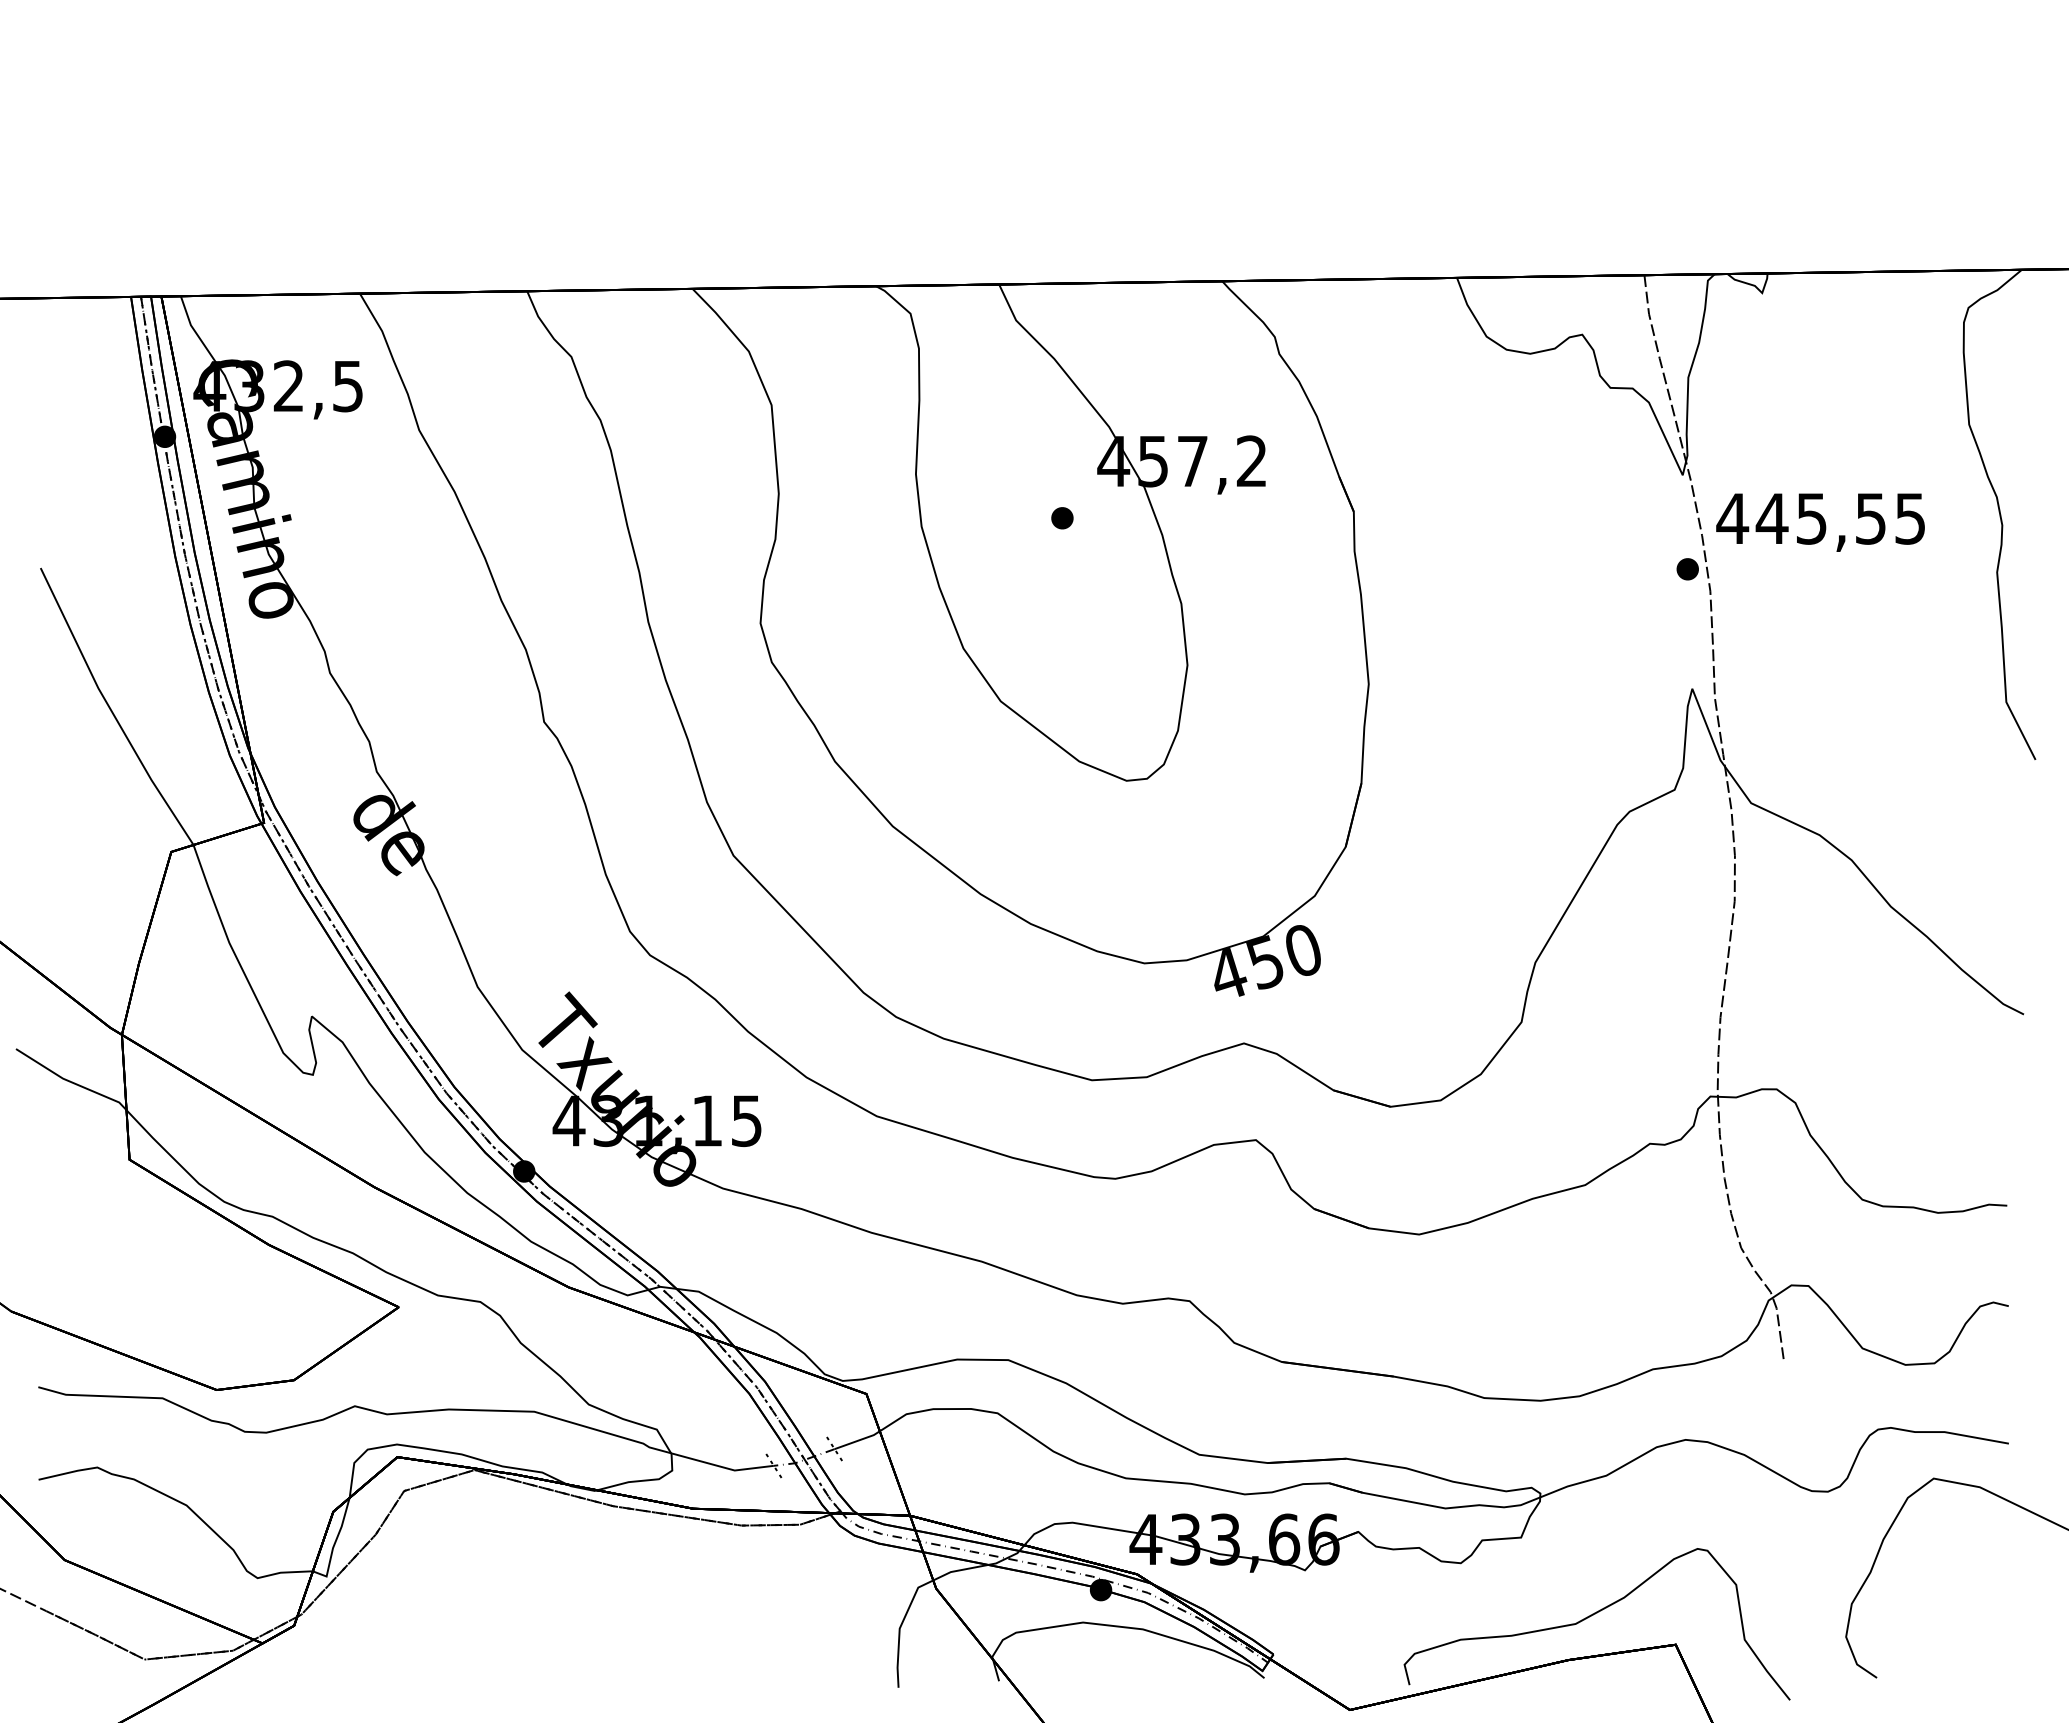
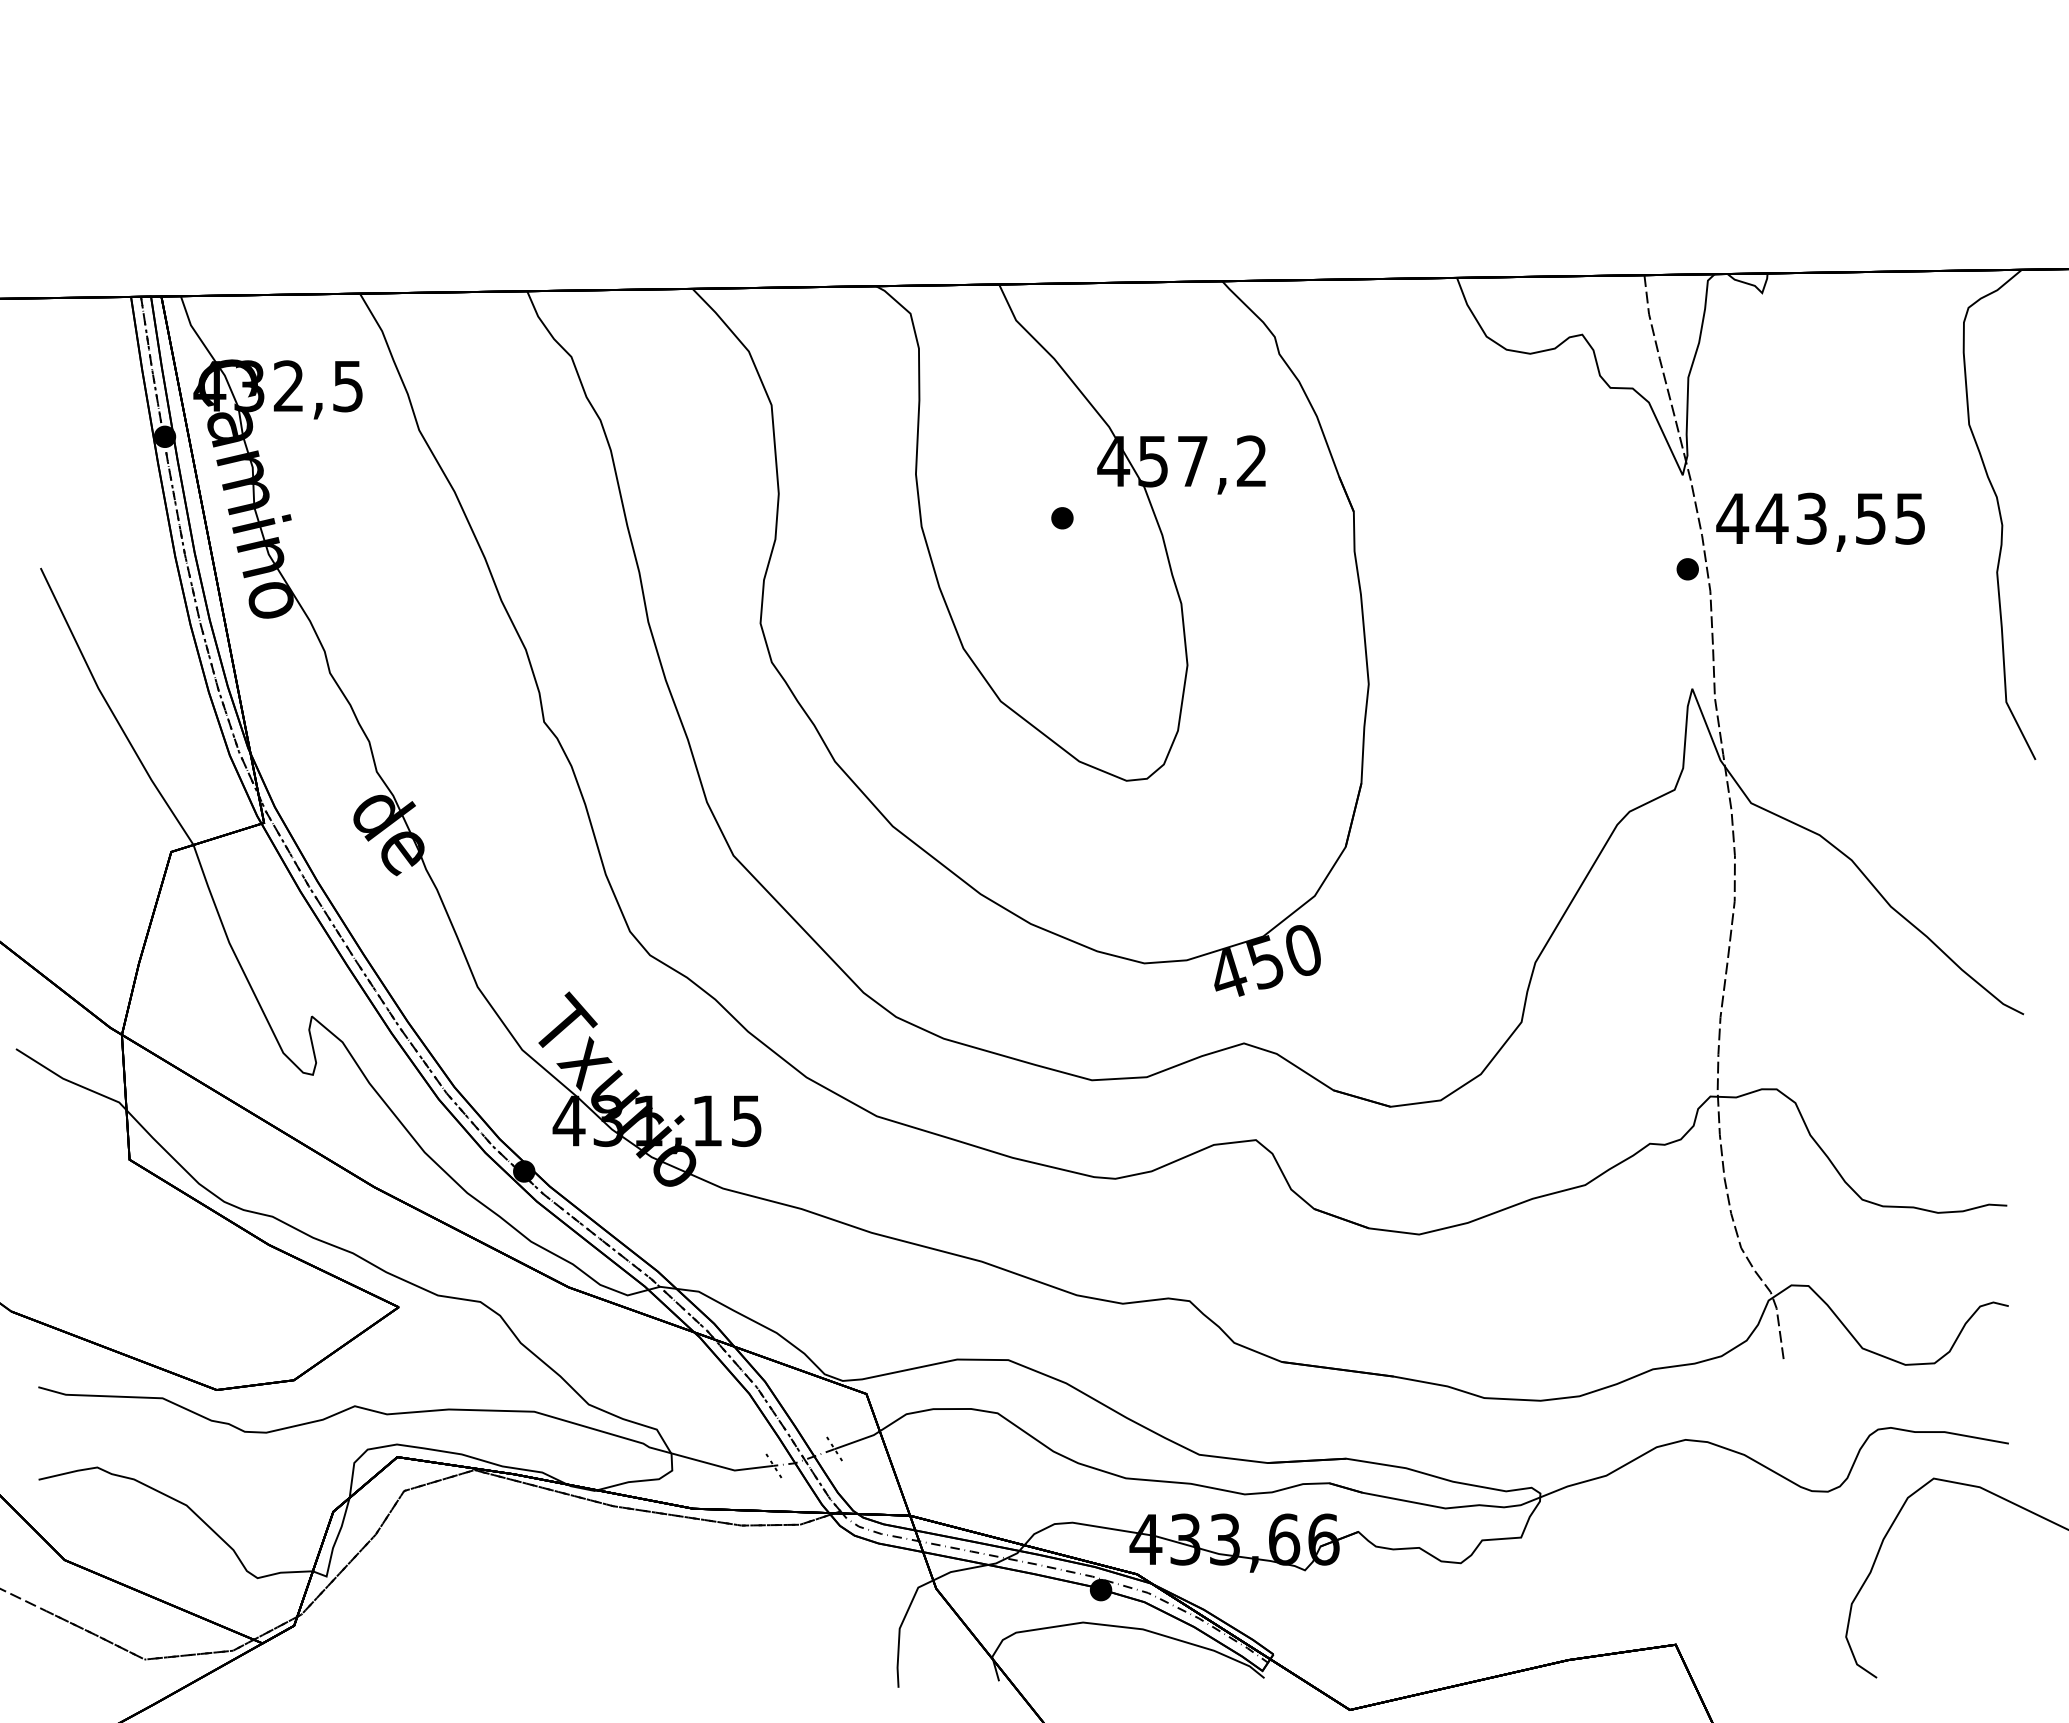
text: 445,55 -> 443,55 (1811, 518)
curve: present -> none (1591, 1616)
